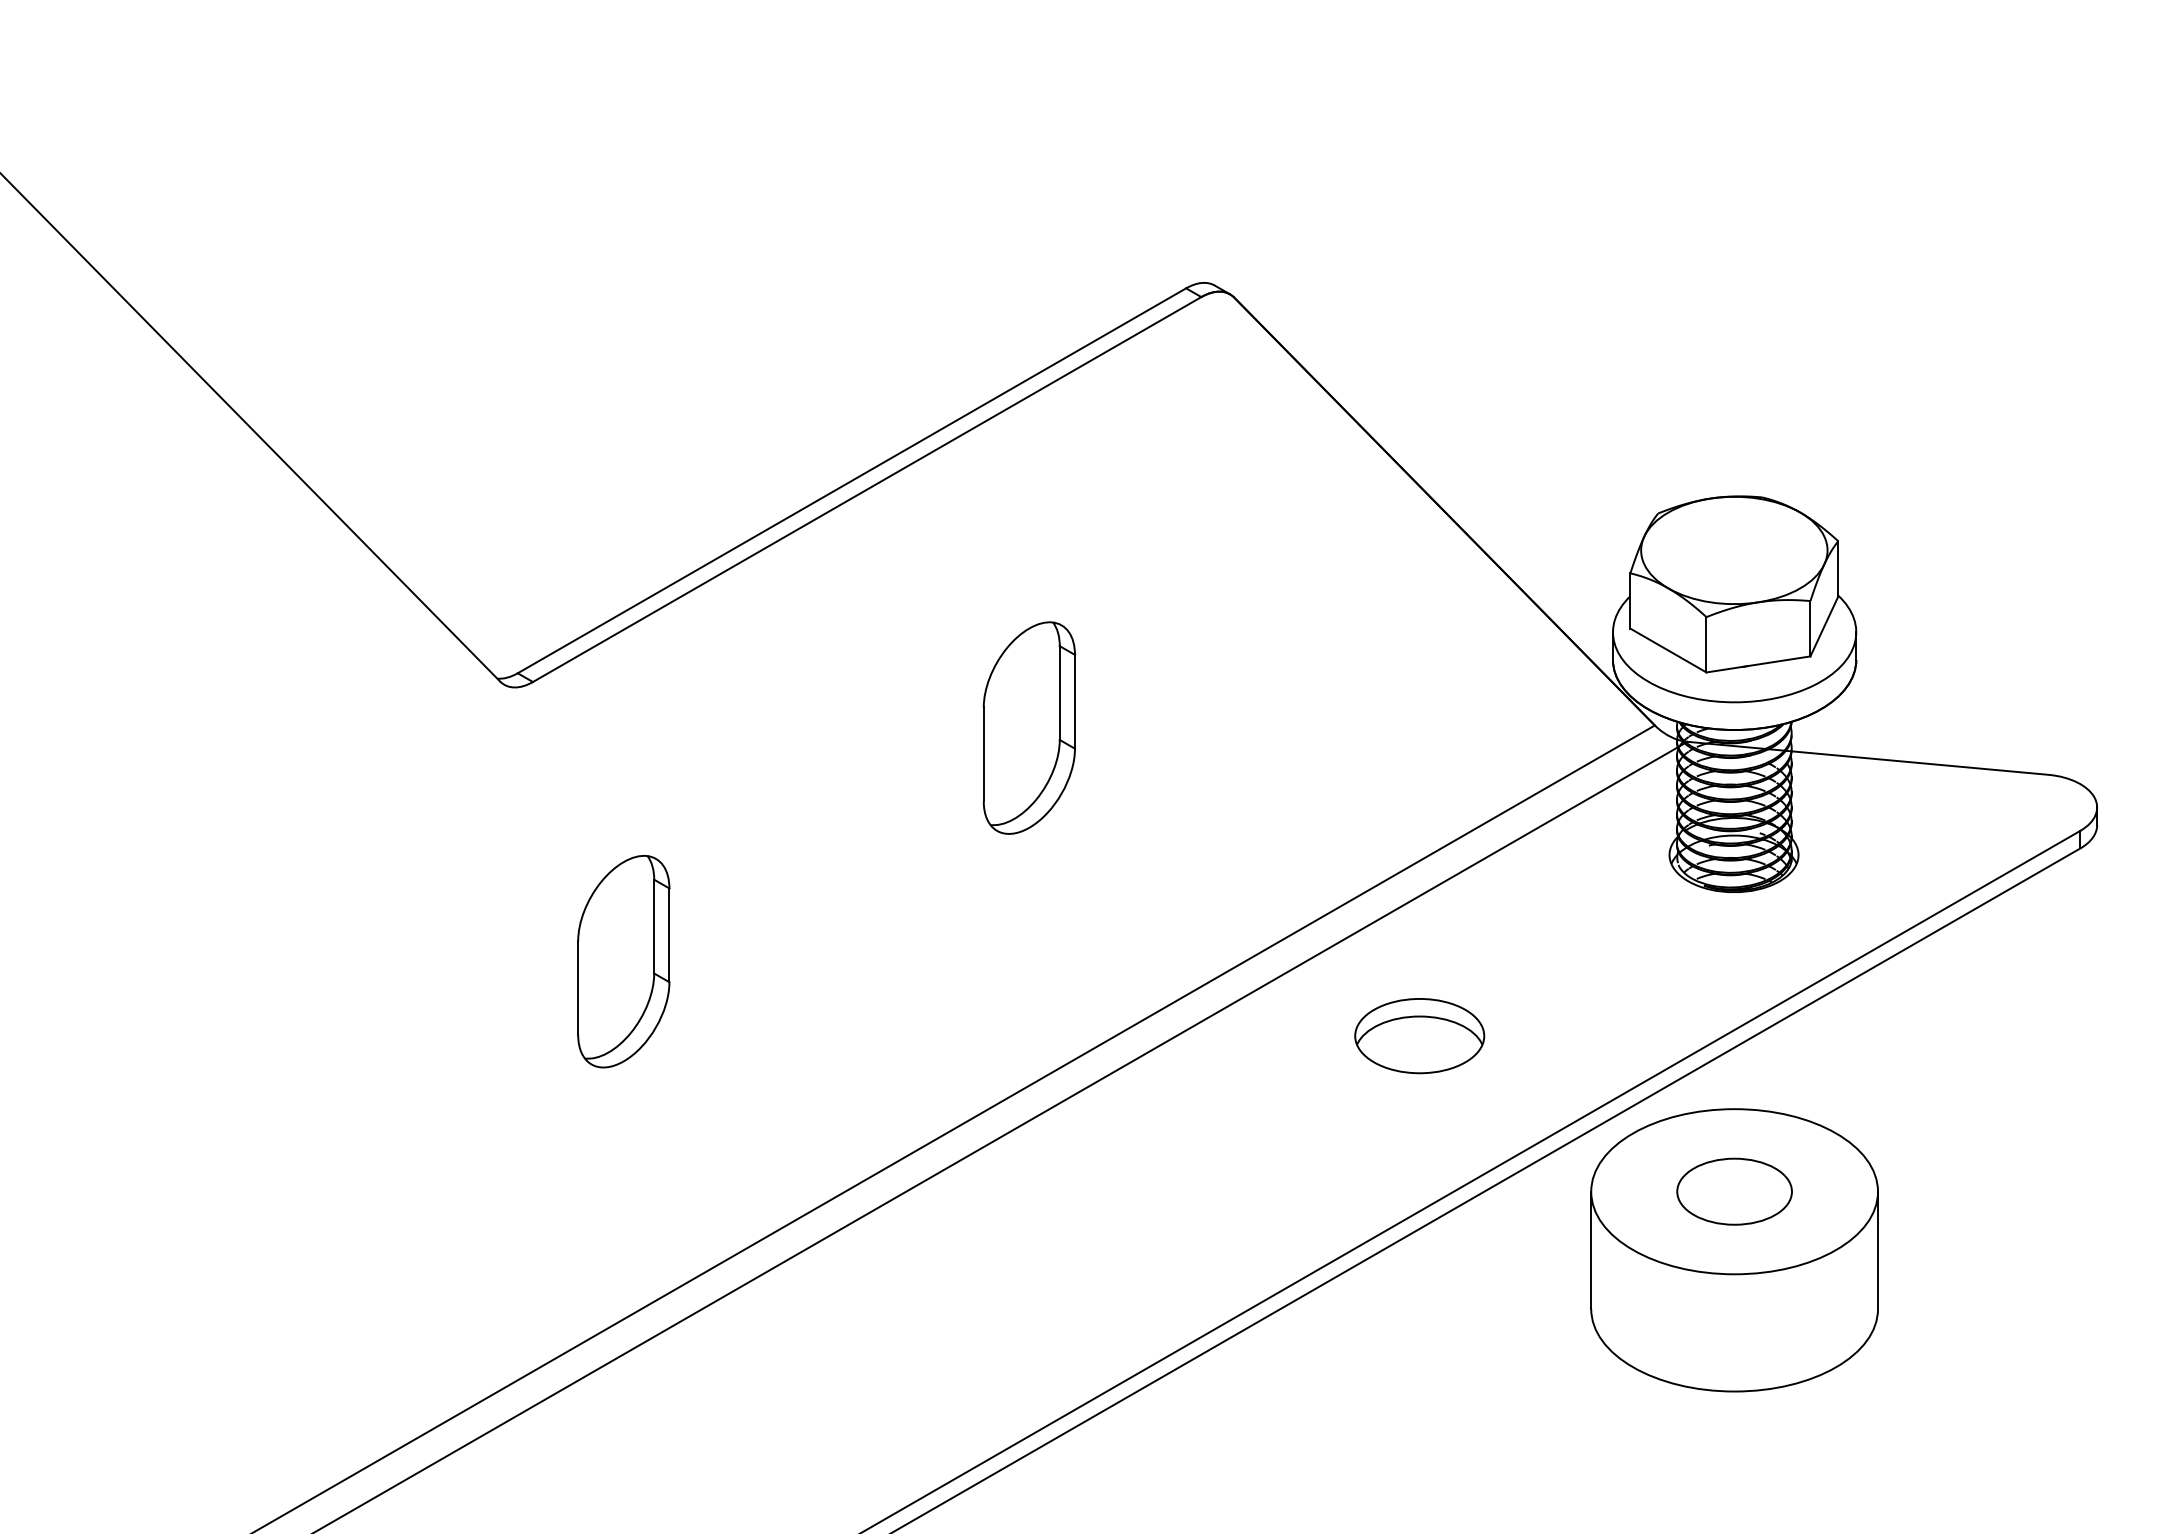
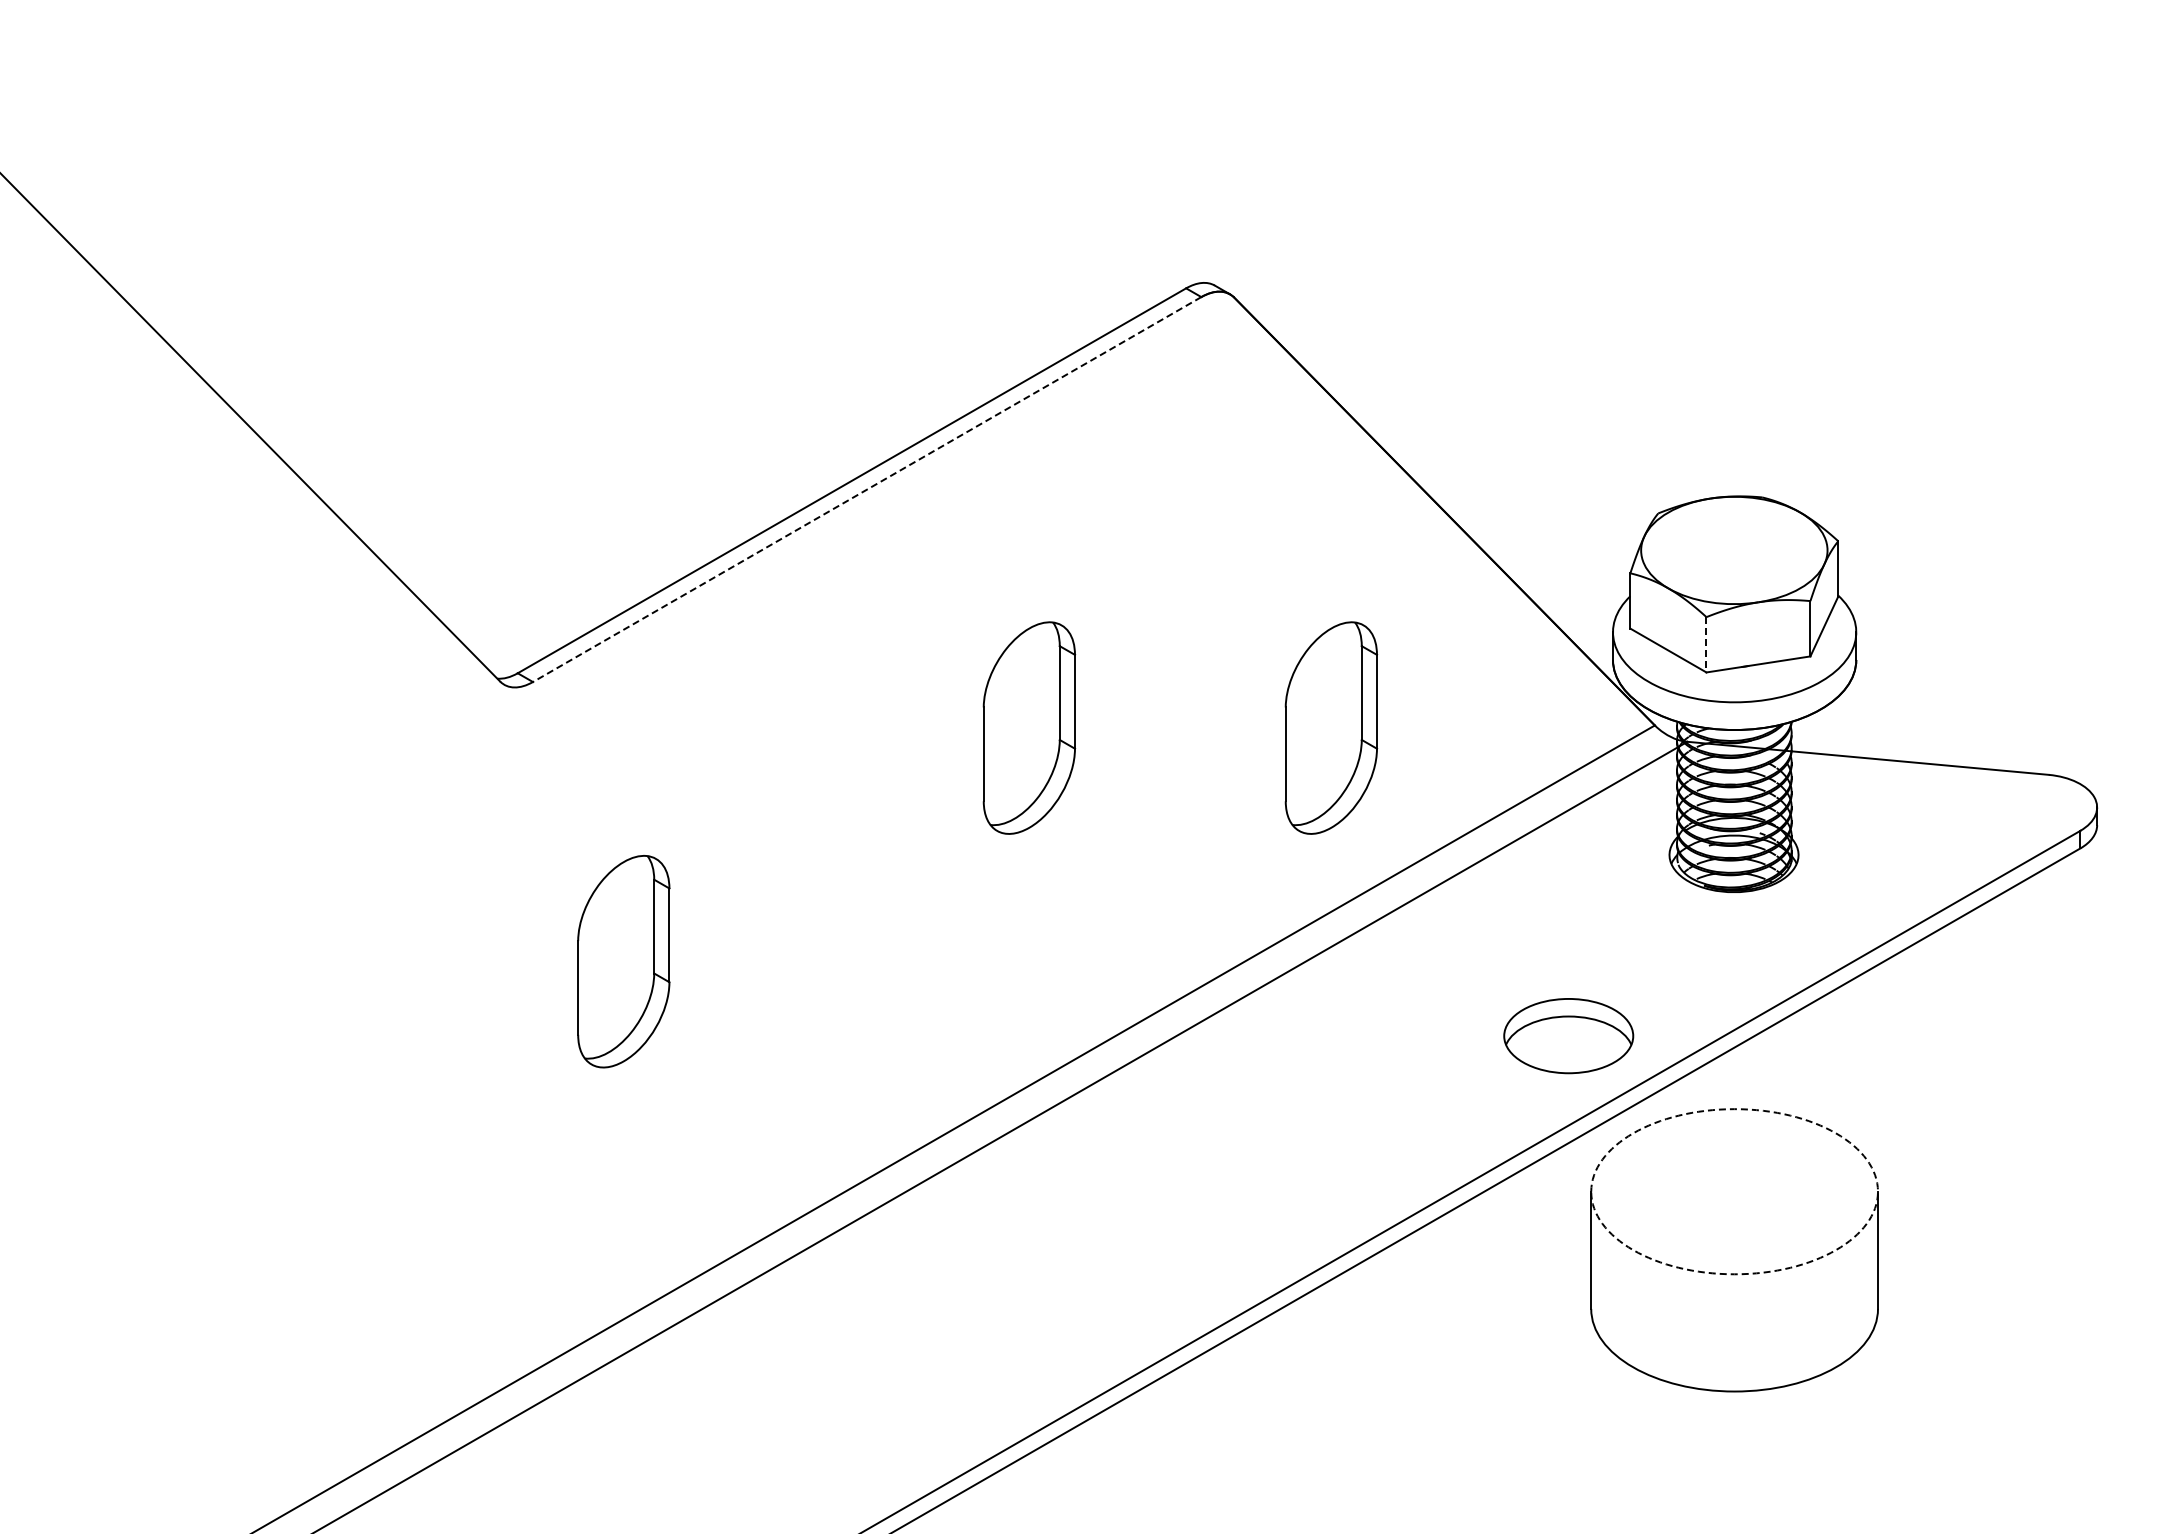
line: solid -> dashed (867, 489)
line: solid -> dashed (1706, 644)
part: none -> present (1331, 727)
part position: (1419, 1036) -> (1568, 1036) (1568, 1036)
circle: present -> none (1734, 1191)
circle: solid -> dashed (1734, 1191)
